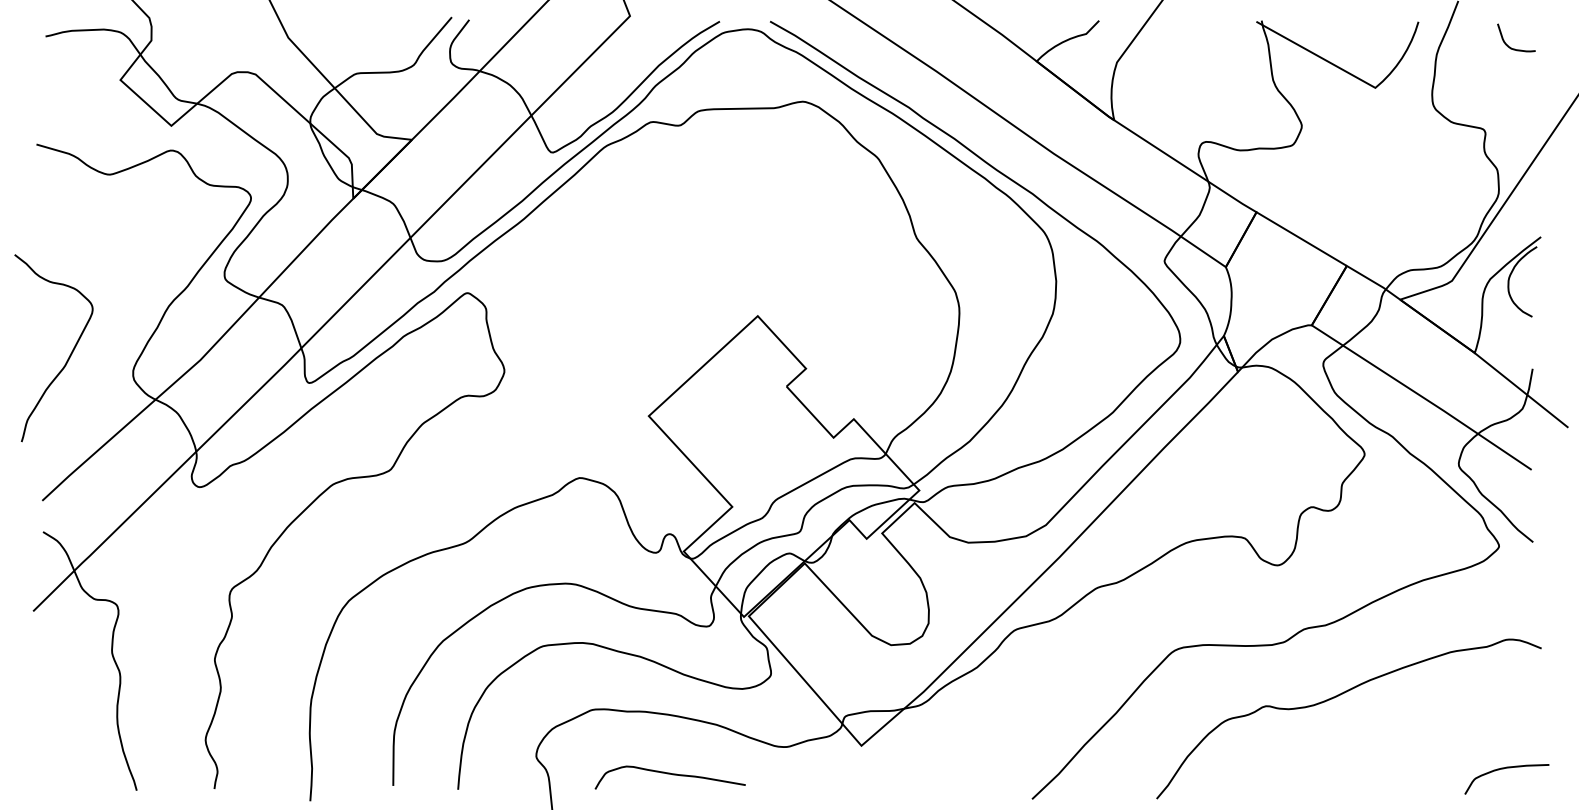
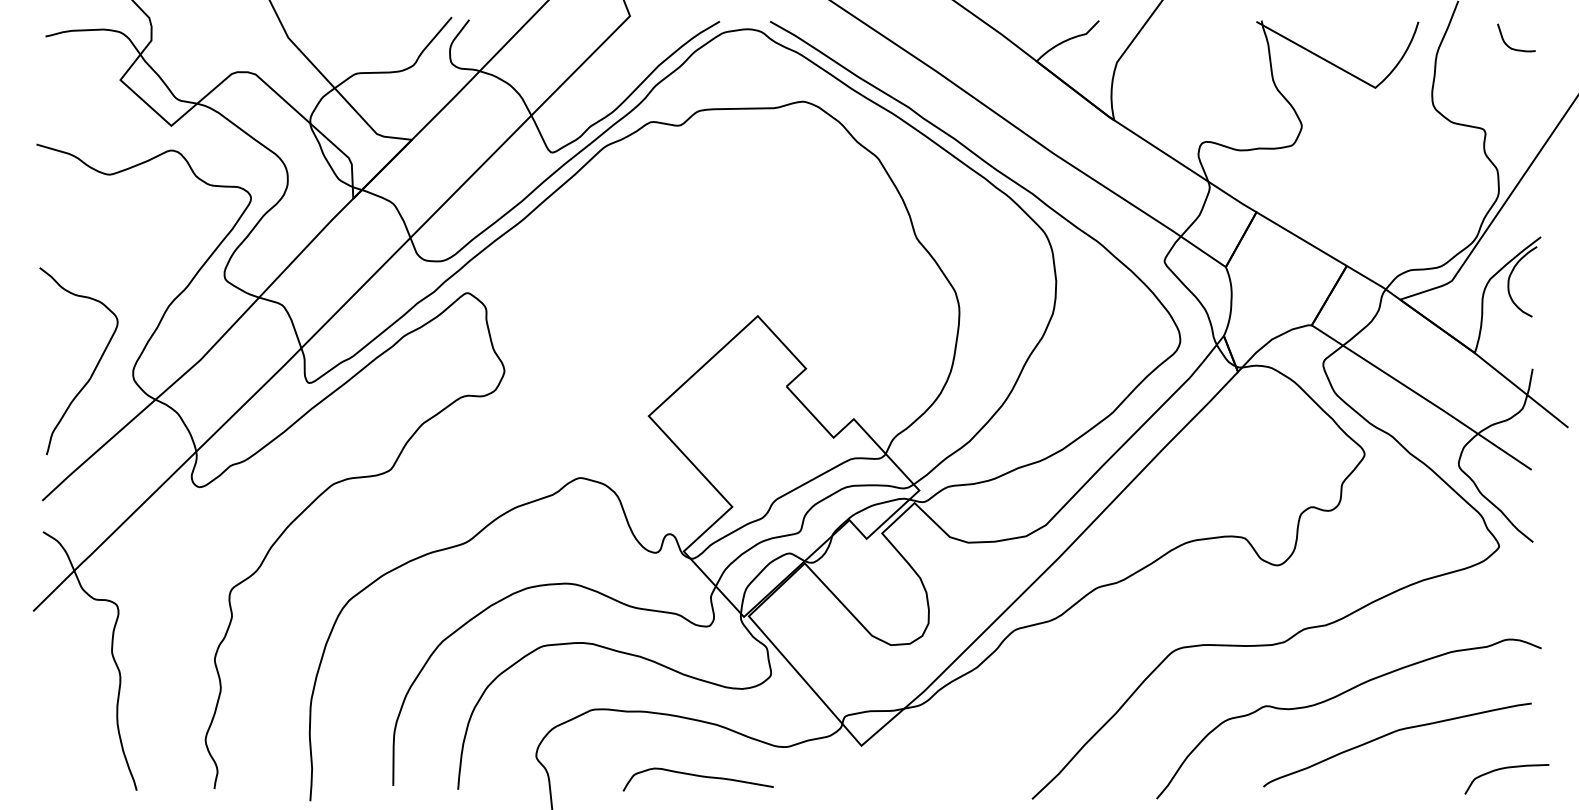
curve position: (69, 355) -> (94, 368) (94, 368)
curve: none -> present (1393, 733)
curve position: (669, 774) -> (697, 776) (697, 776)
